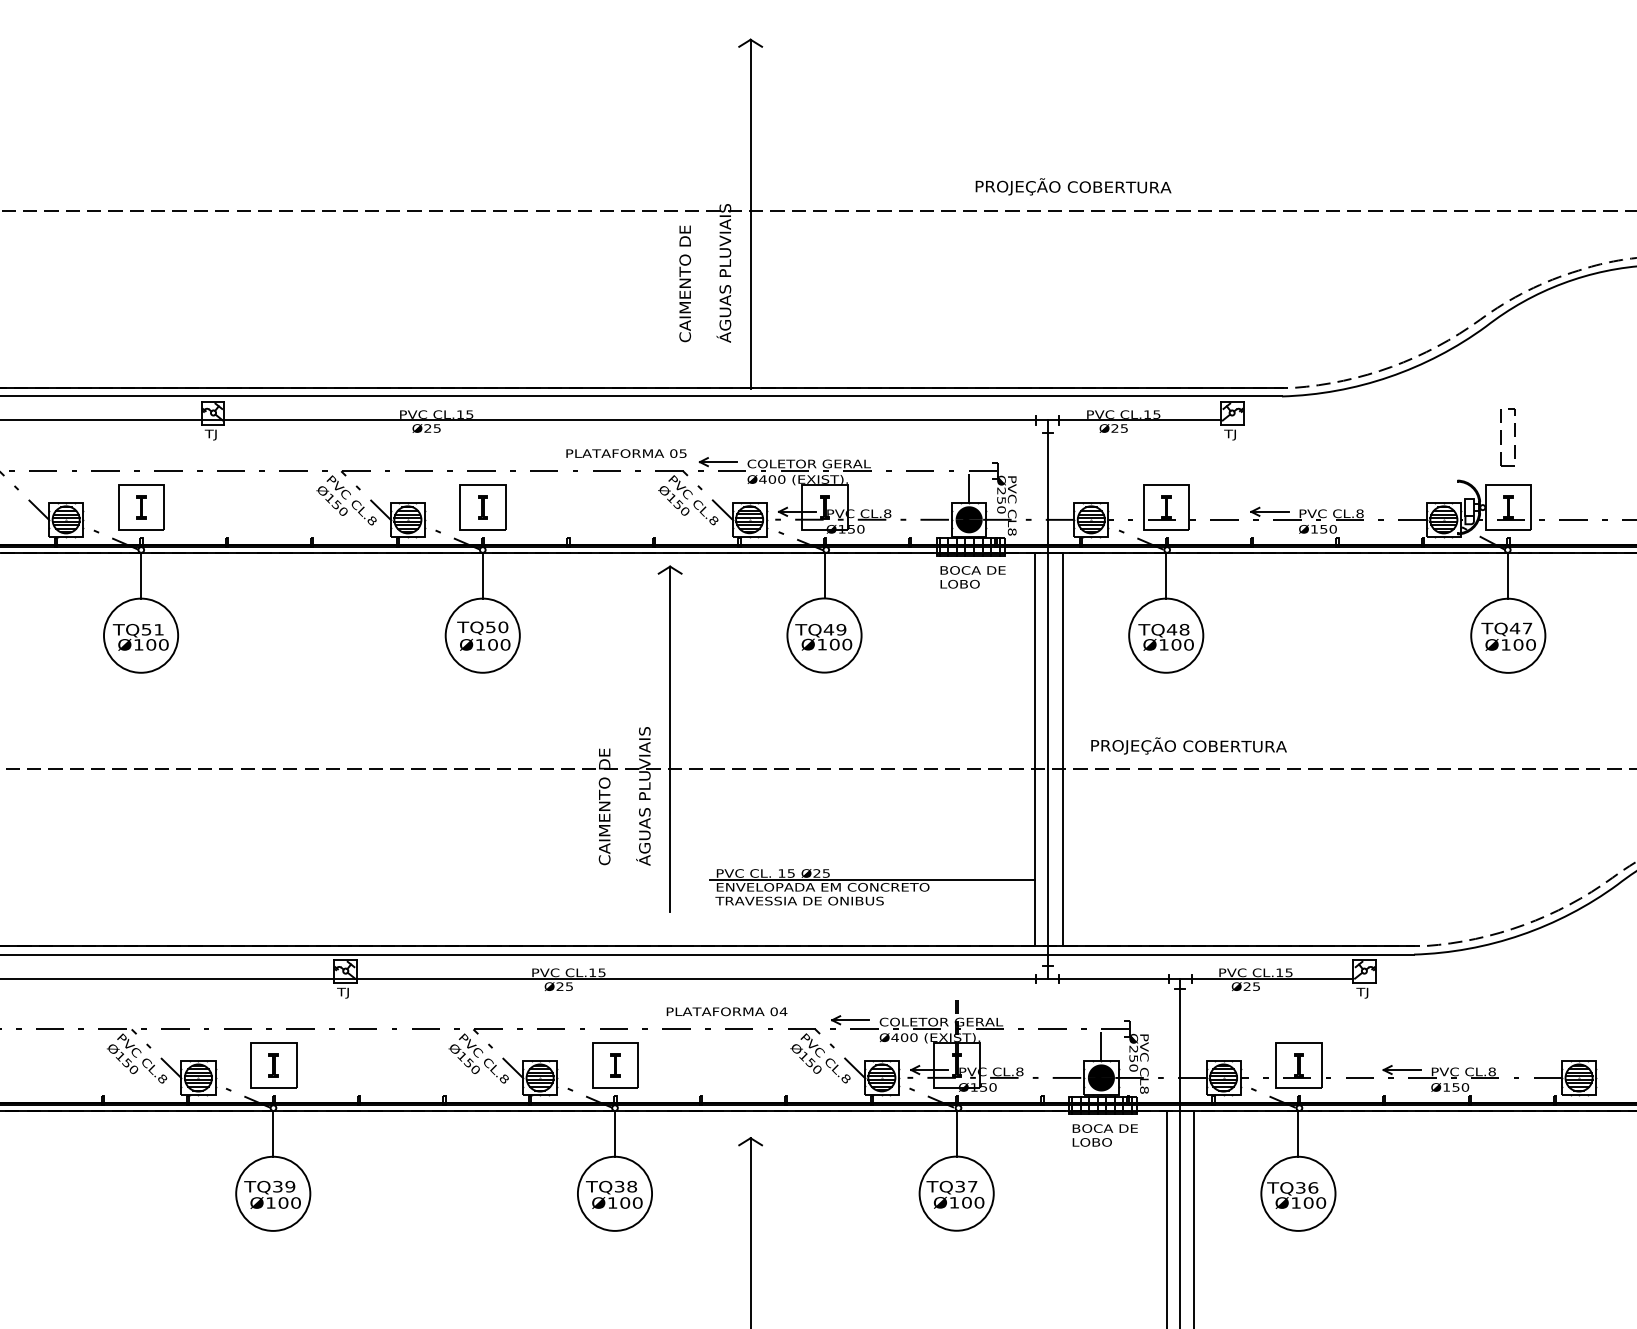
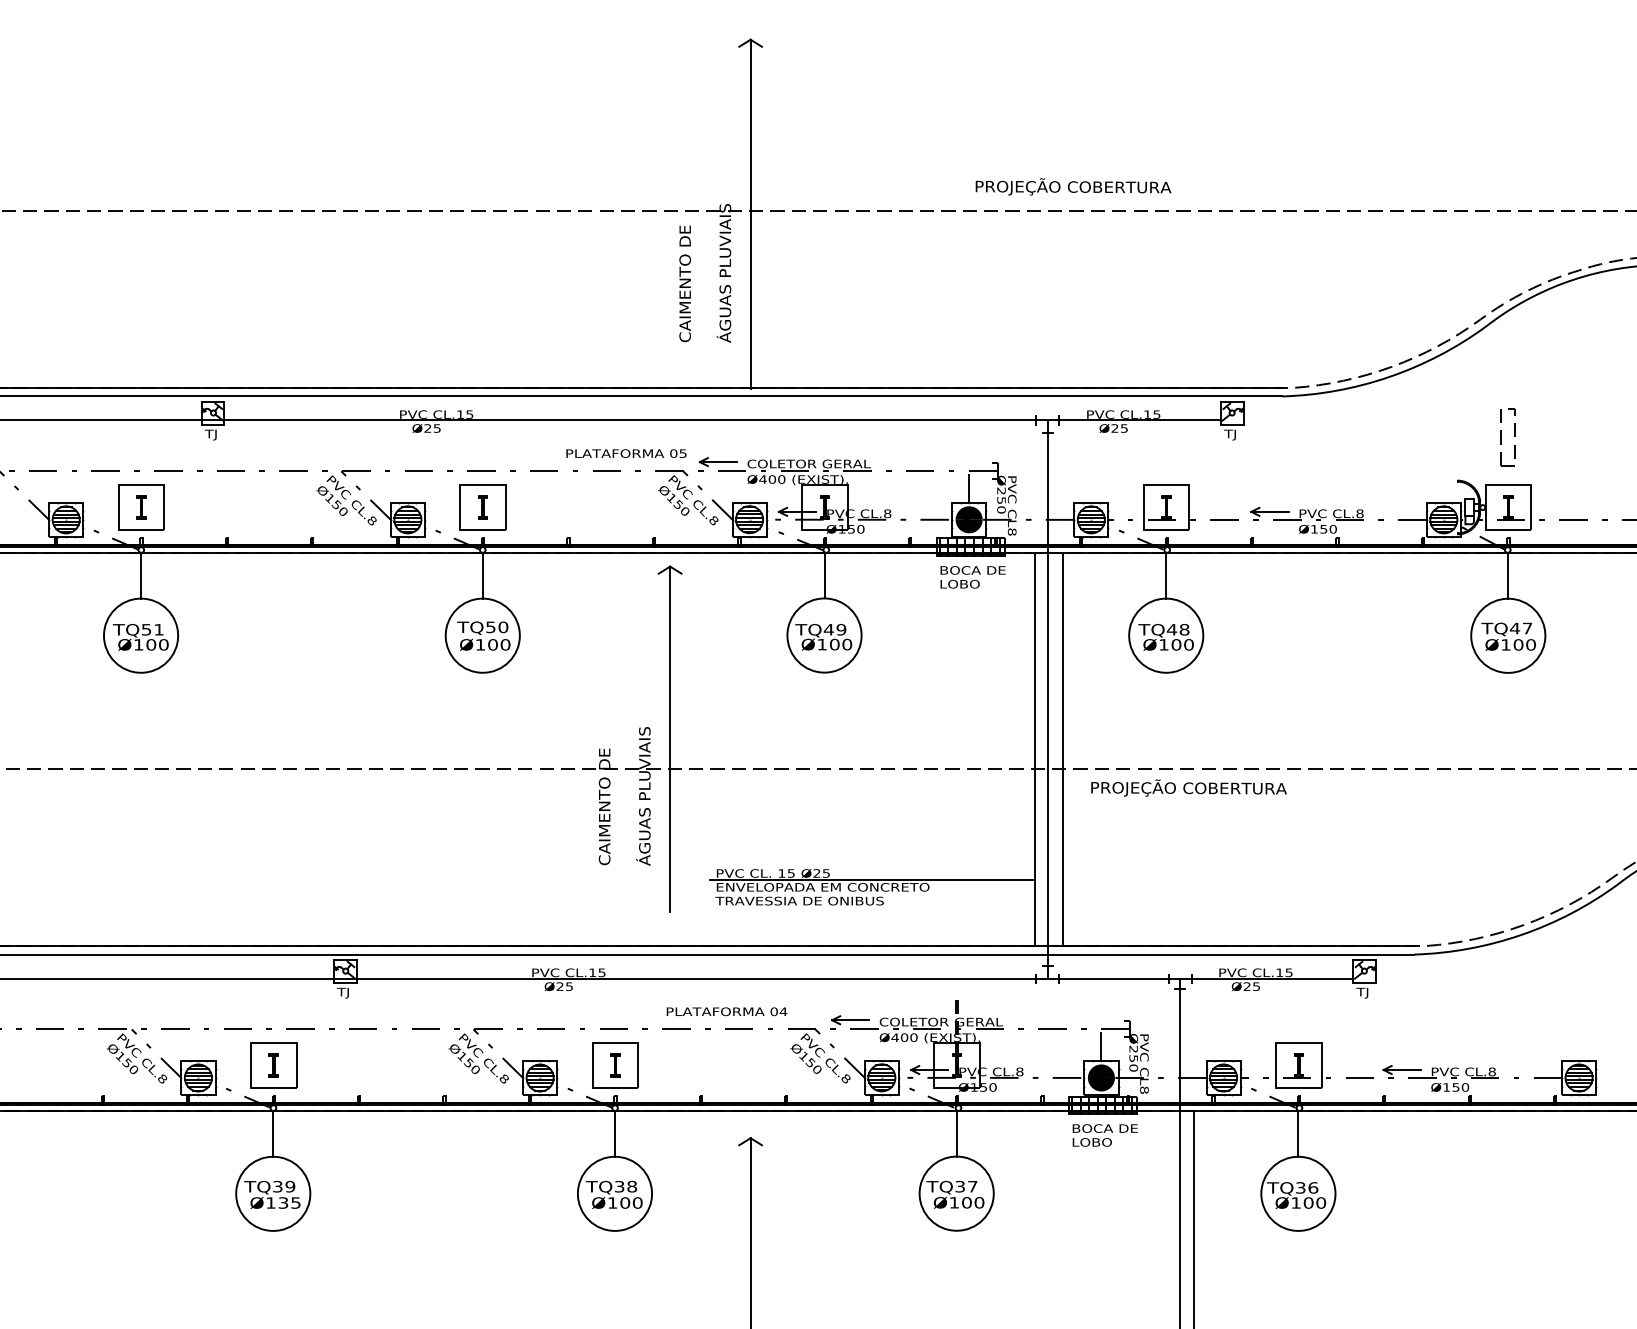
text position: (1188, 745) -> (1188, 787) (1188, 787)
text: Ø100 -> Ø135 (289, 1202)
line: present -> none (1167, 1218)
